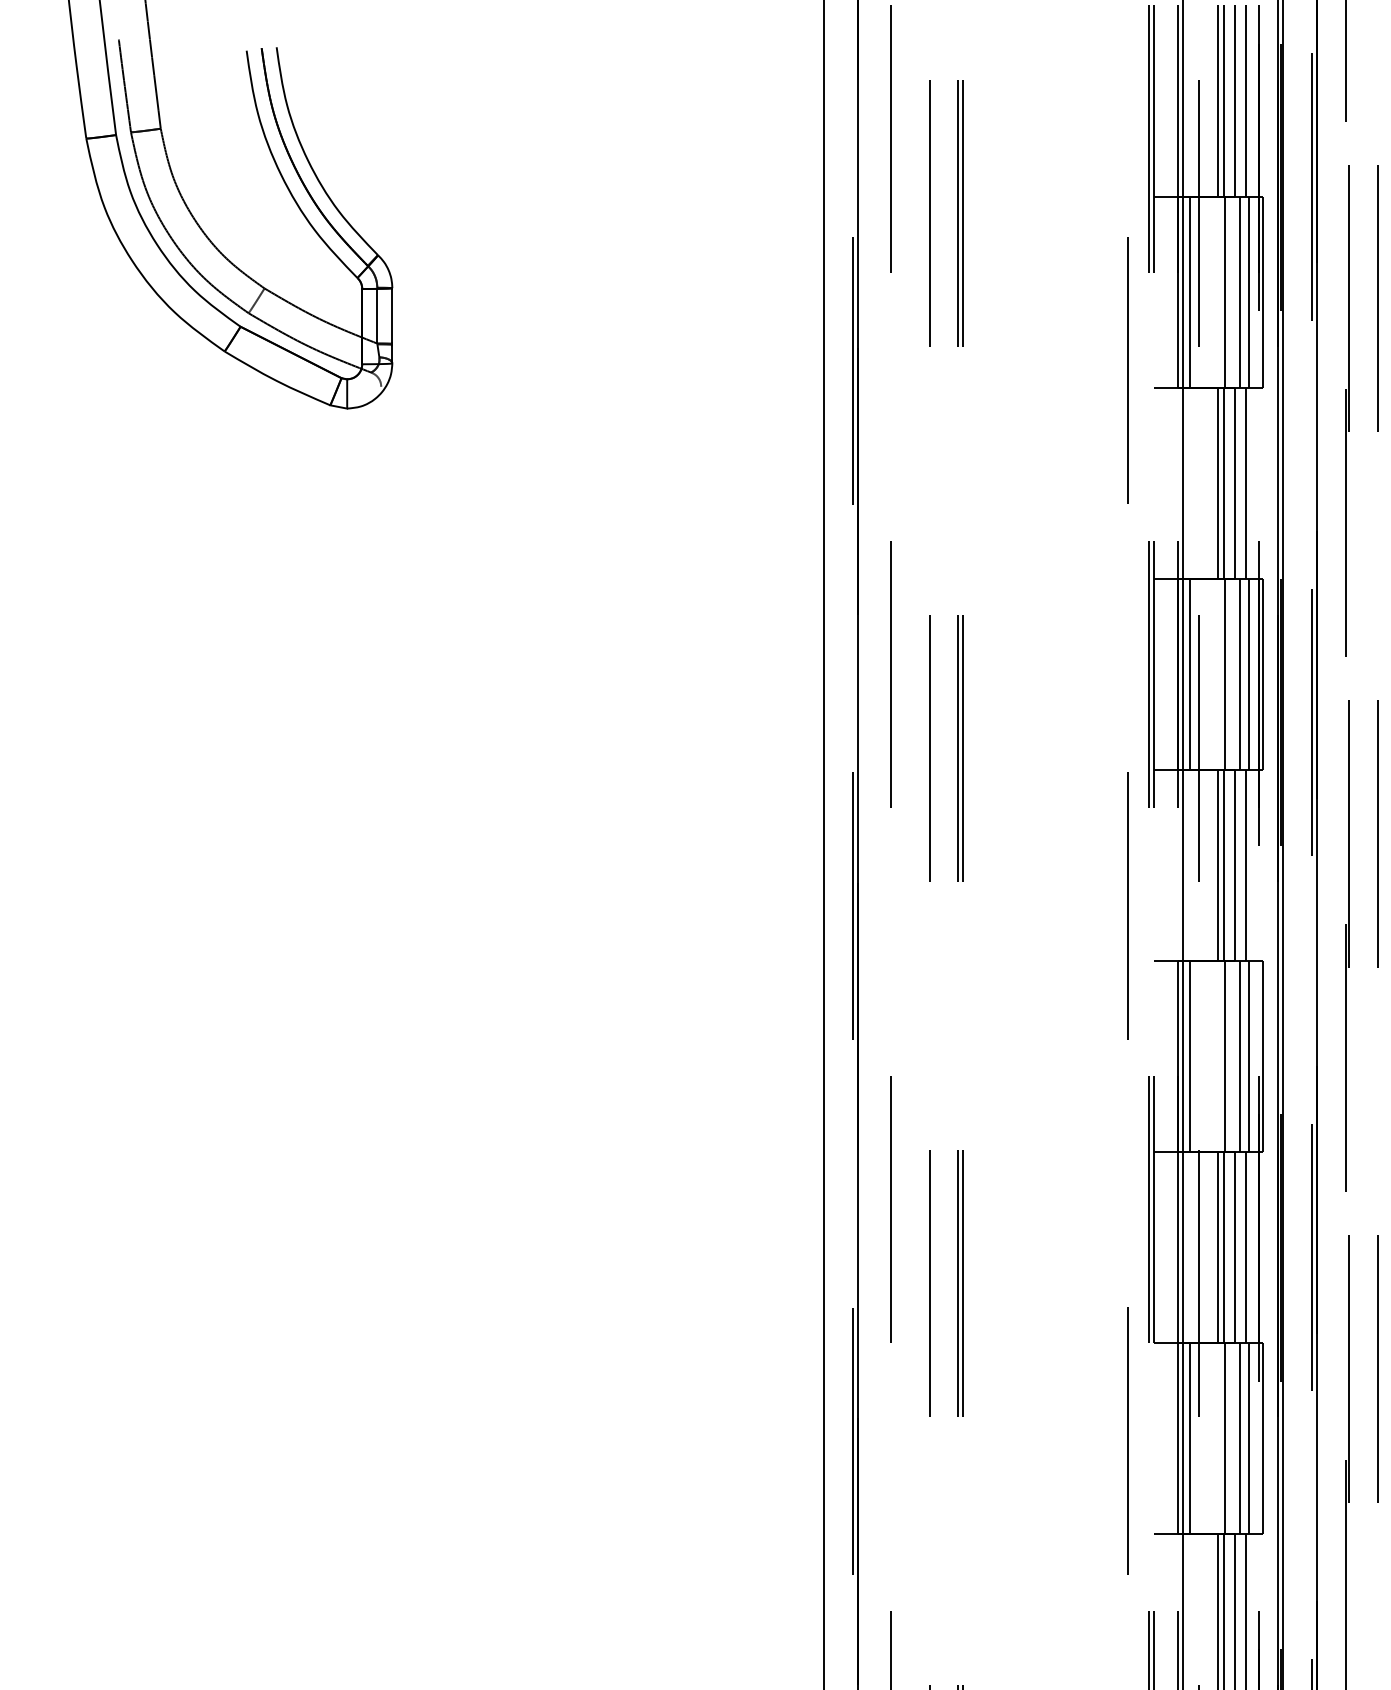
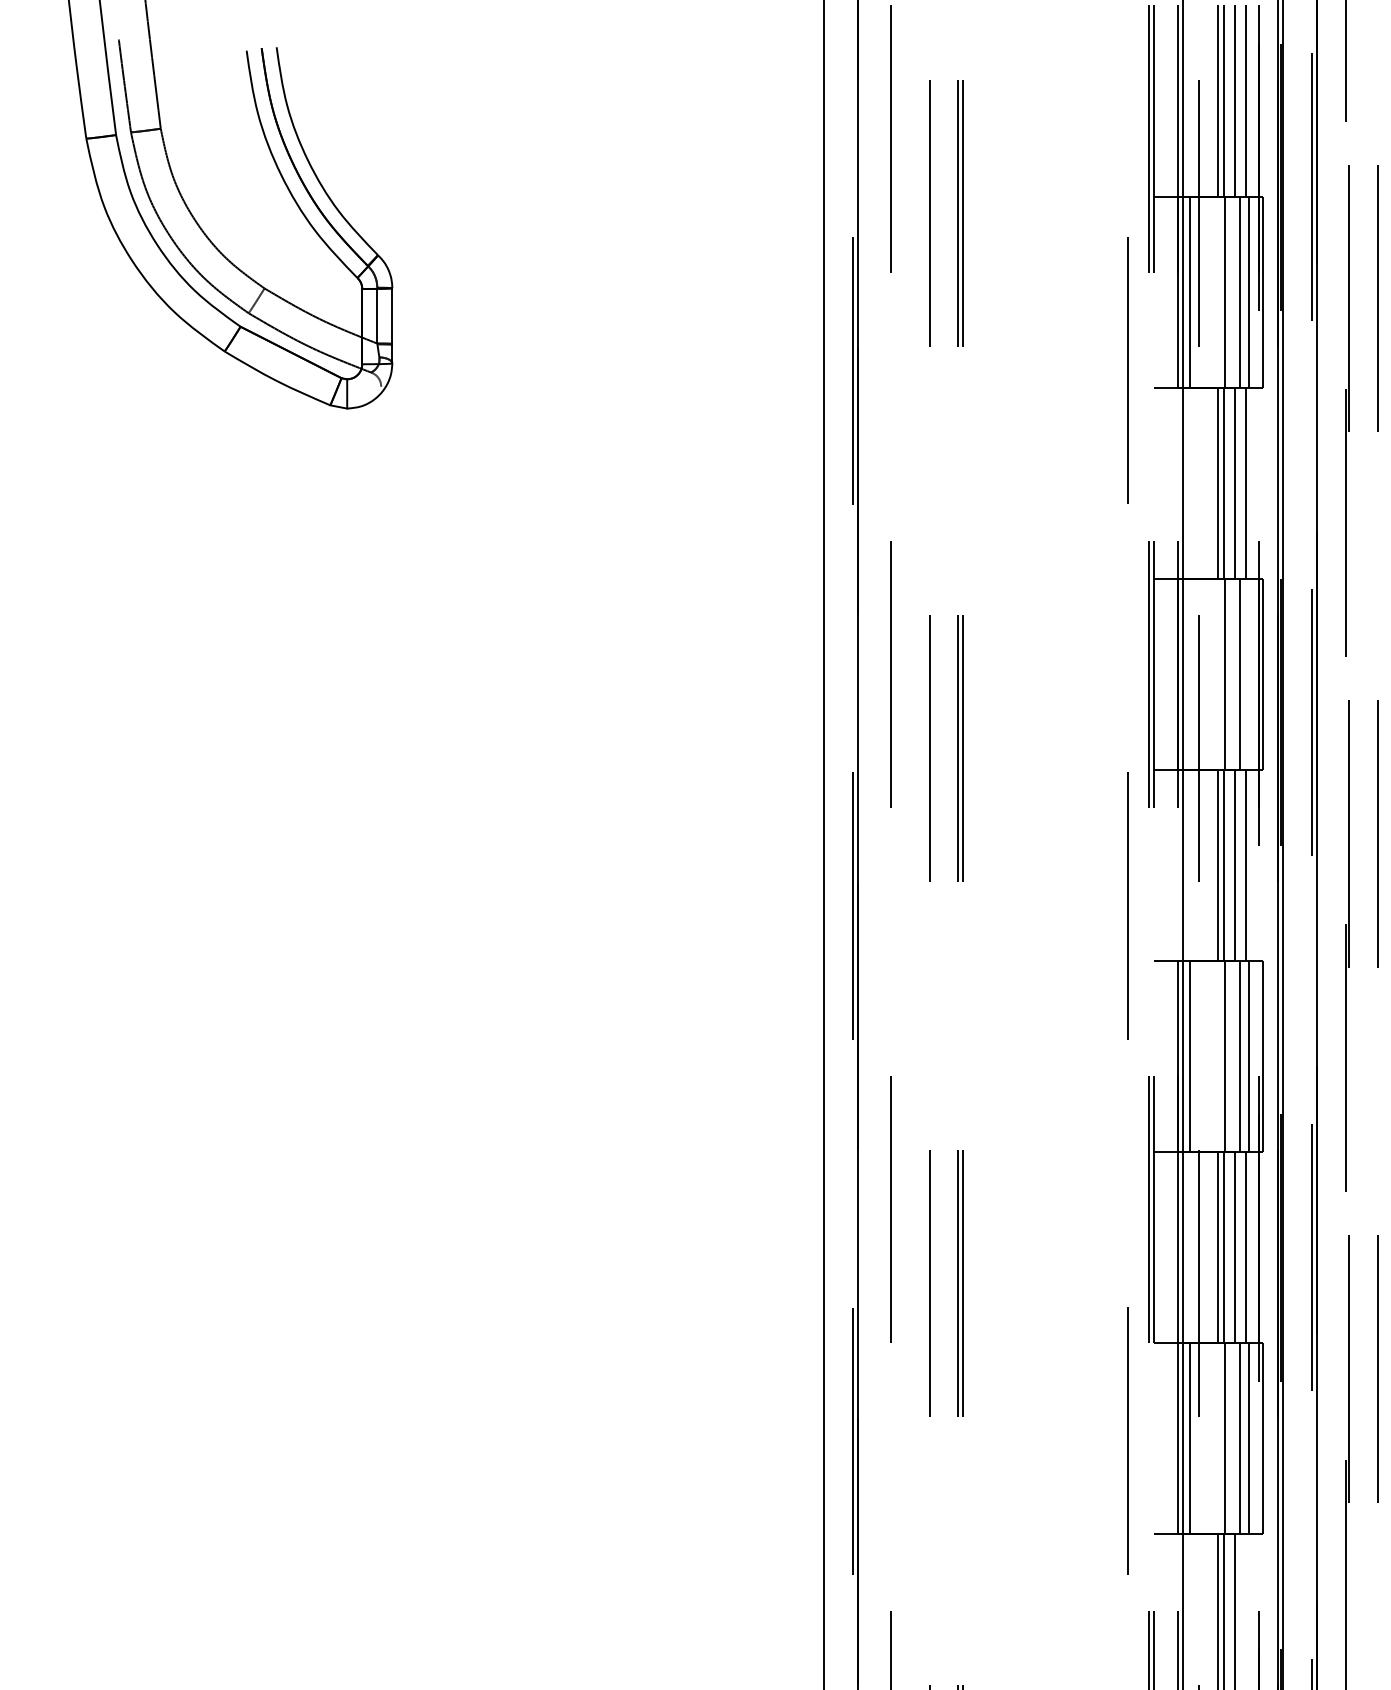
line: present -> none (1189, 673)
line: present -> none (1249, 673)
line: present -> none (1246, 1610)
